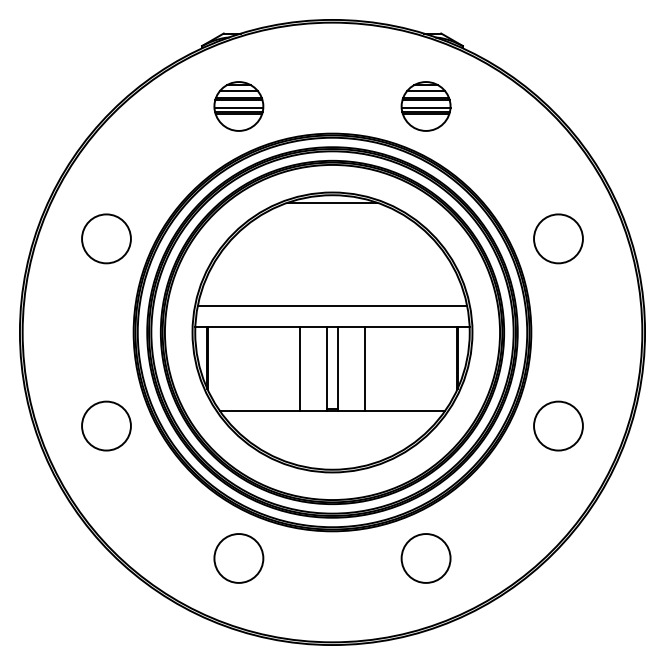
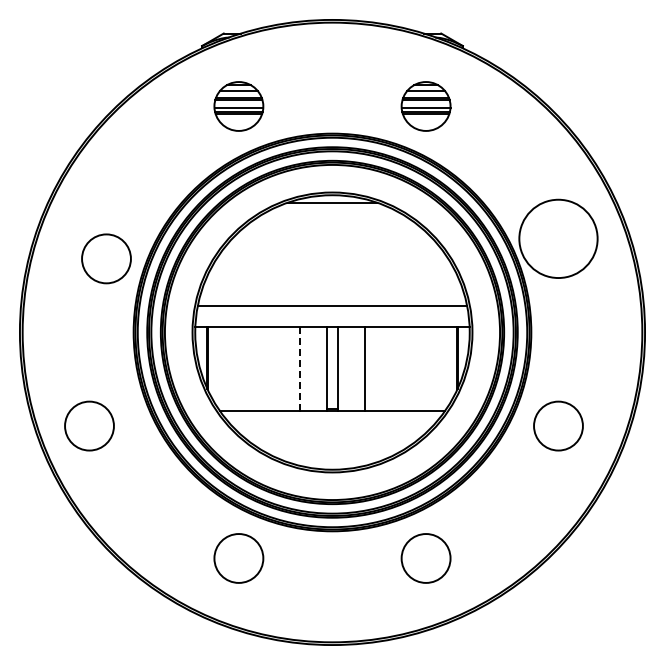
circle position: (106, 238) -> (106, 258) (106, 258)
circle diameter: 49 px -> 78 px (558, 238)
line: solid -> dashed (299, 369)
circle position: (106, 425) -> (89, 425) (89, 425)
